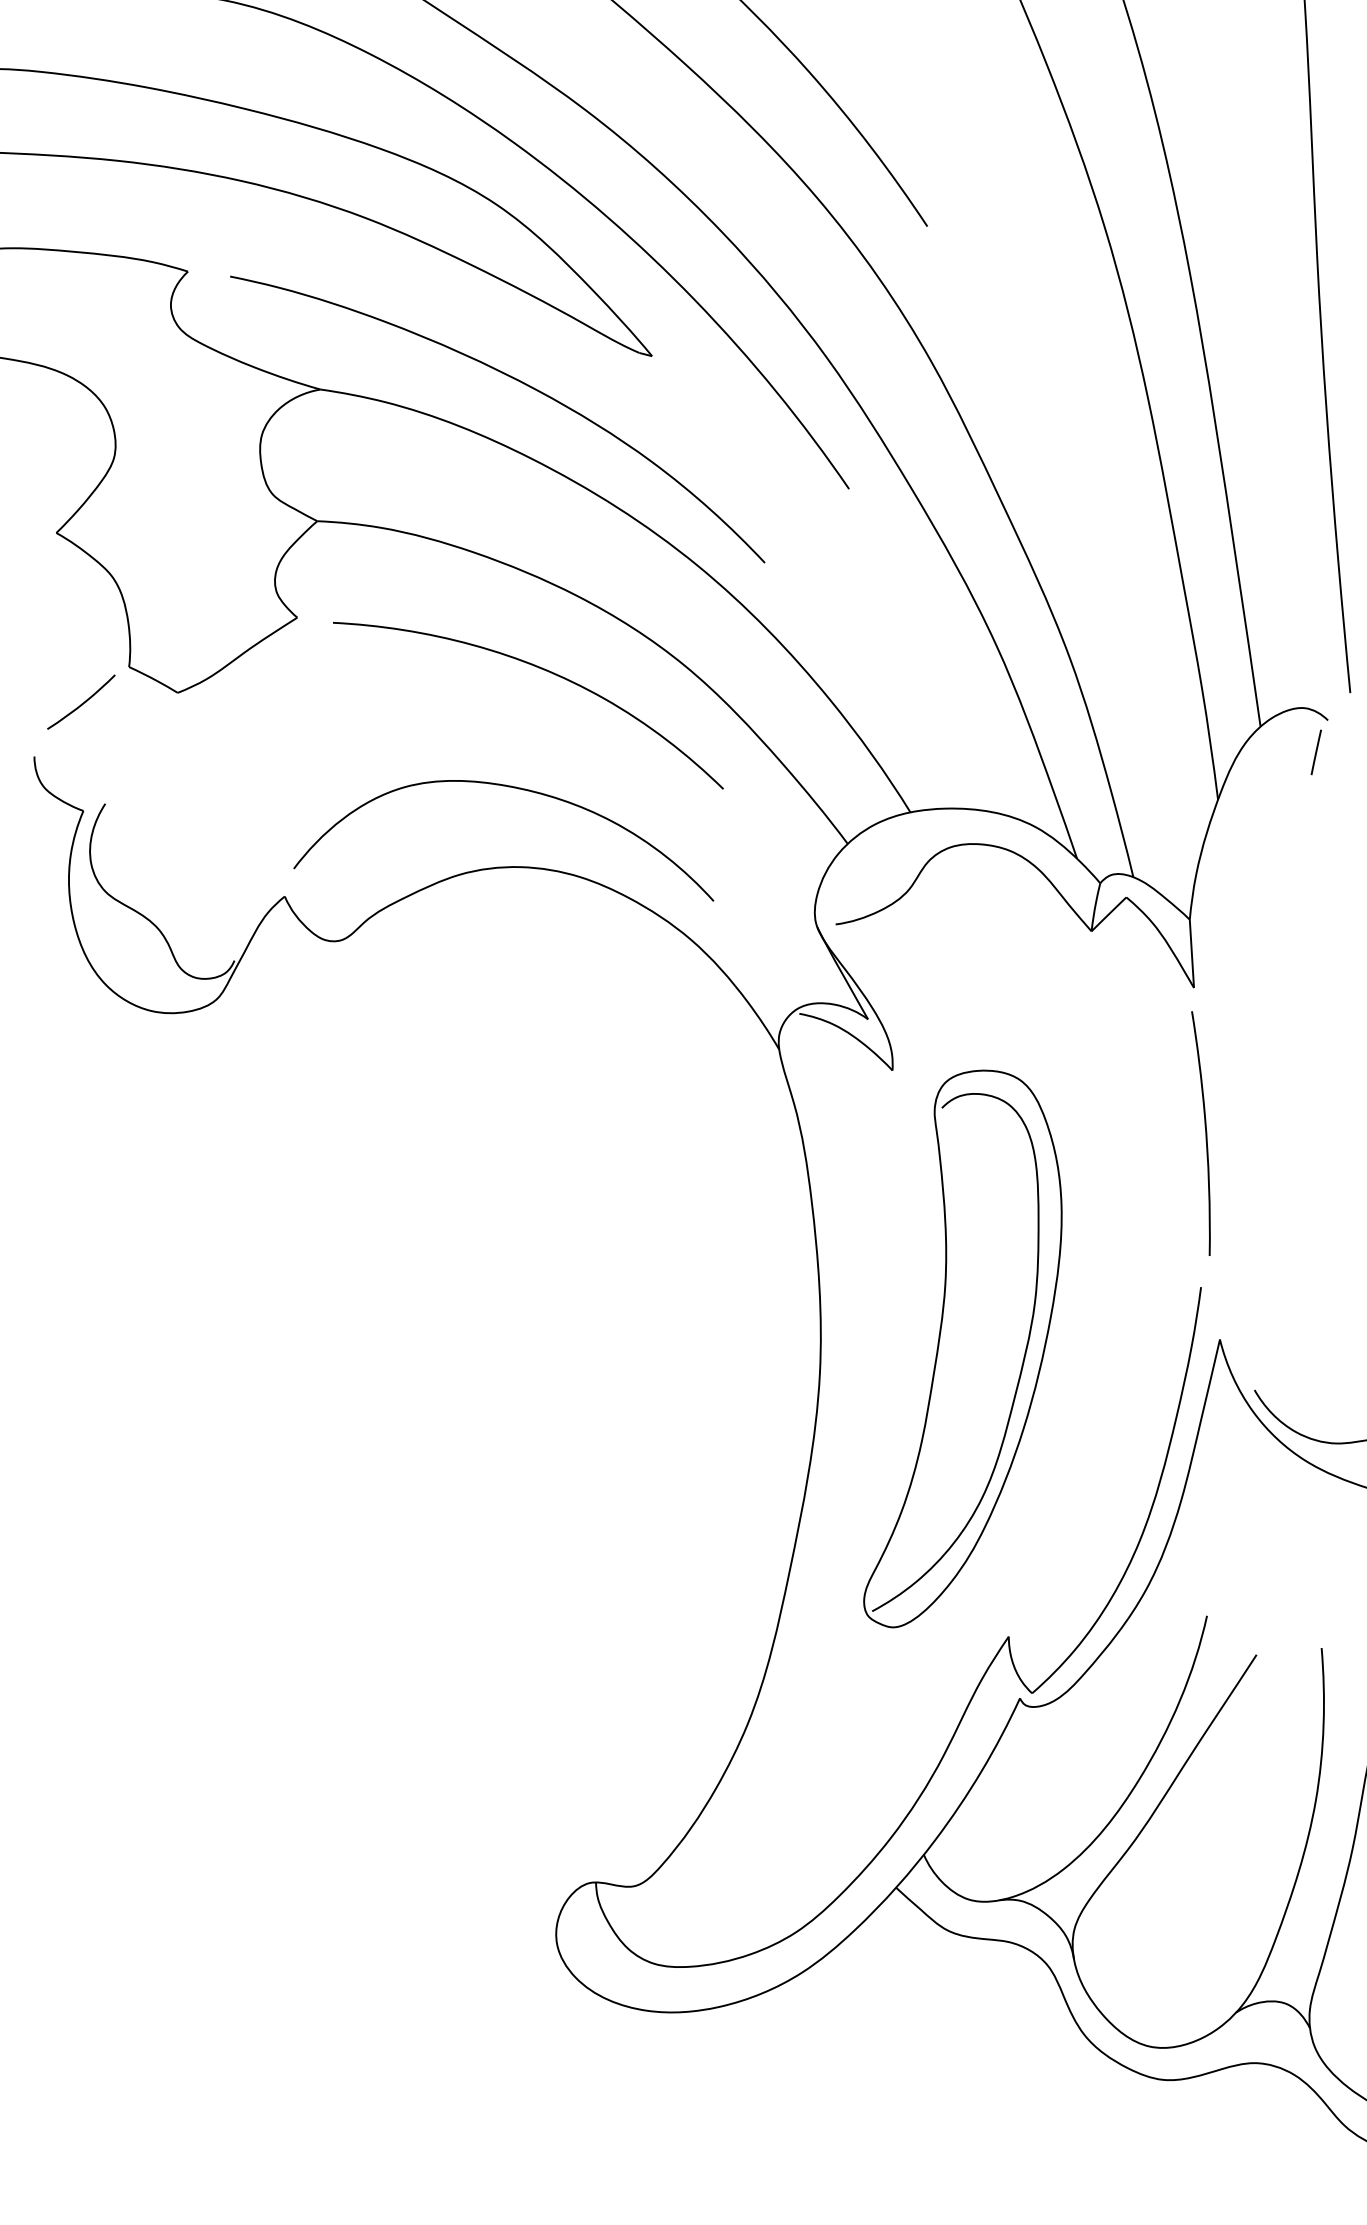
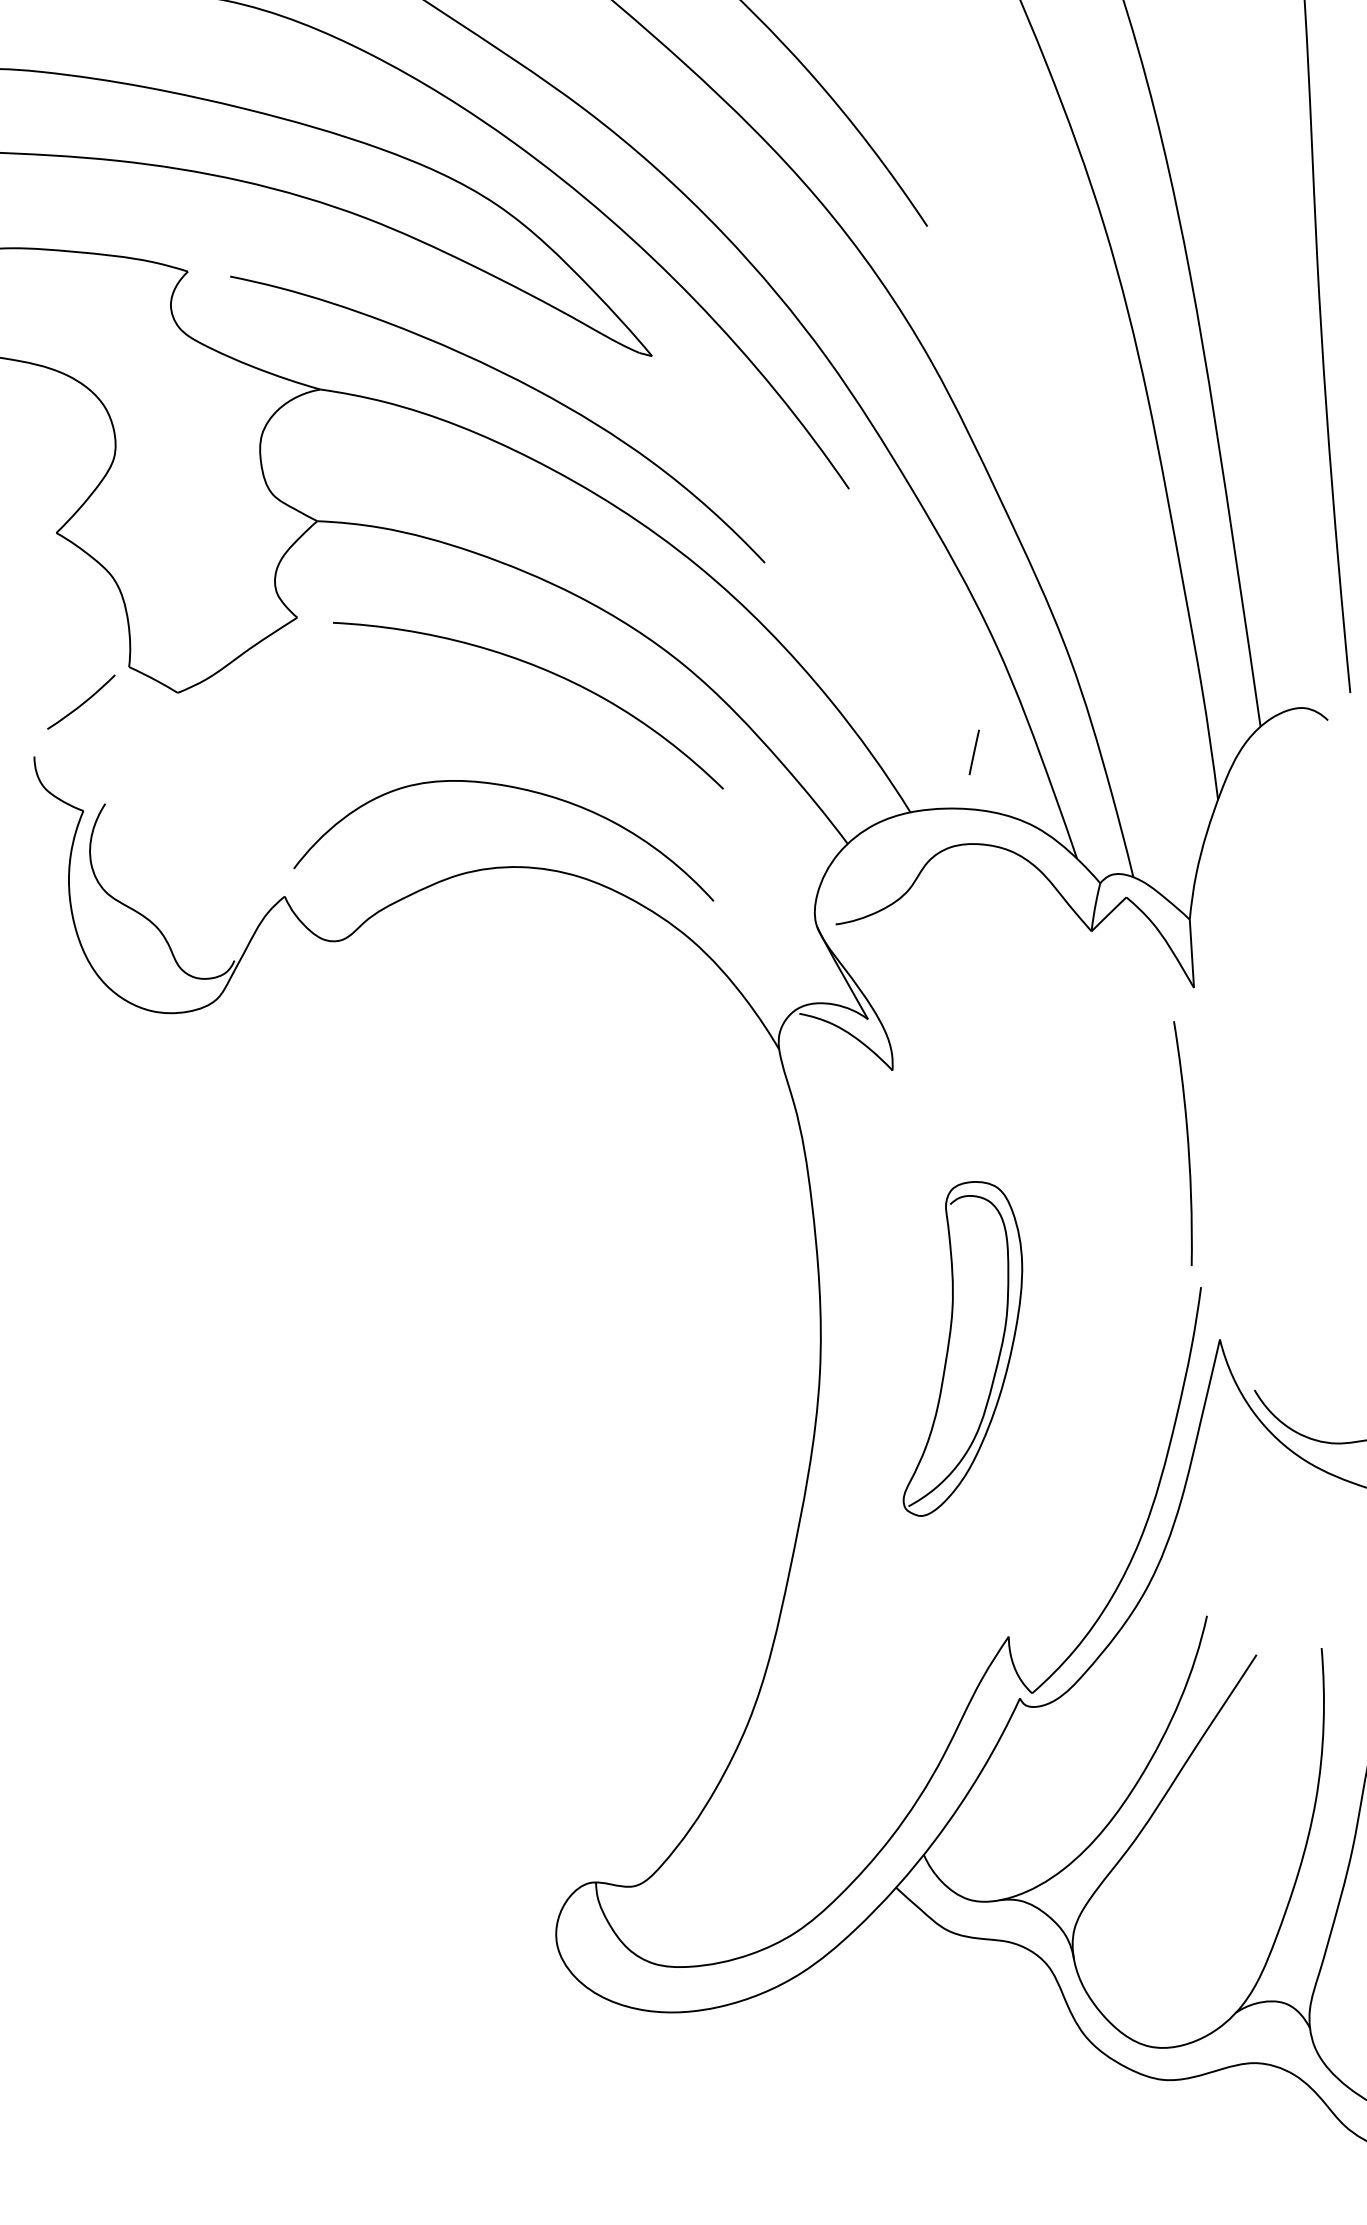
line position: (1315, 752) -> (973, 752) (973, 752)
curve position: (1205, 1133) -> (1187, 1143) (1187, 1143)
part size: 200x560 px -> 122x336 px (962, 1348)
